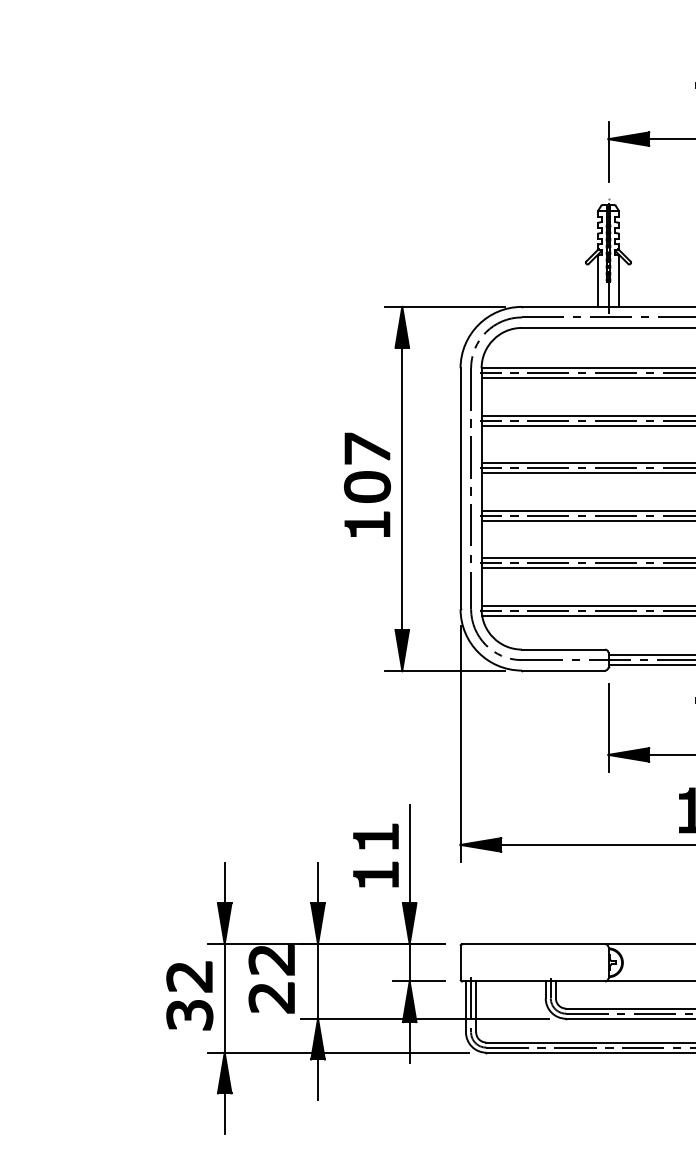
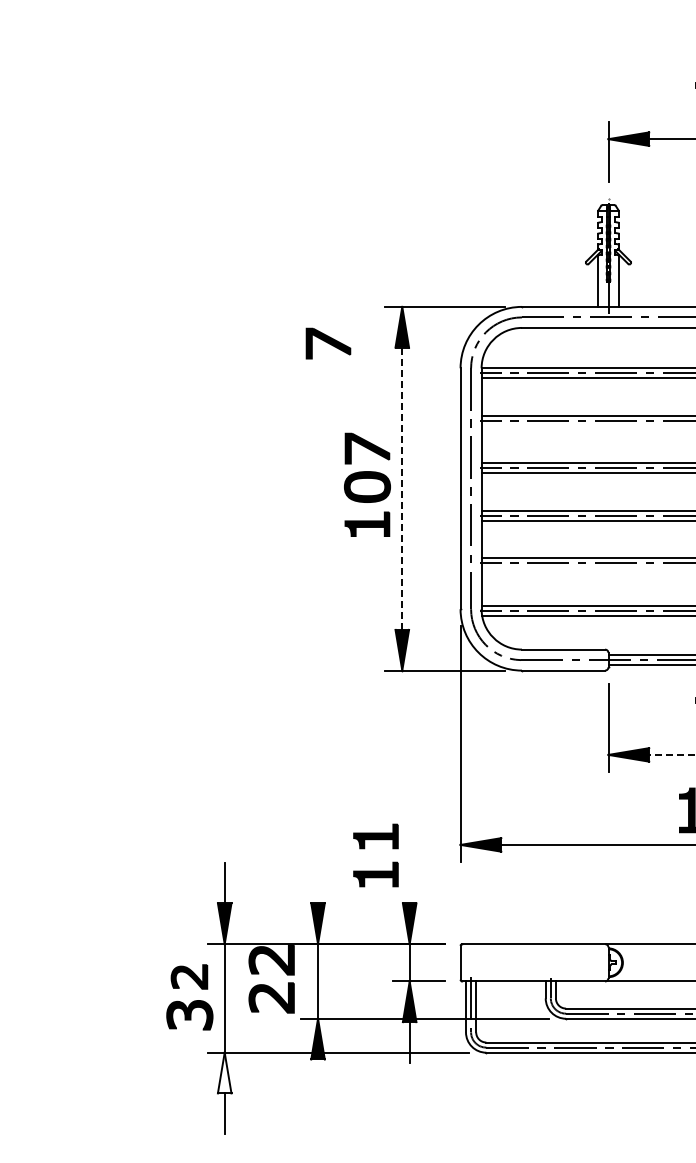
part: none -> present (328, 343)
line: present -> none (586, 425)
line: solid -> dashed (402, 489)
line: present -> none (586, 568)
line: solid -> dashed (672, 754)
line: present -> none (409, 854)
line: present -> none (318, 882)
part size: 47x32 px -> 39x26 px (189, 976)
fill: present -> none (224, 1072)
line: present -> none (318, 1079)
